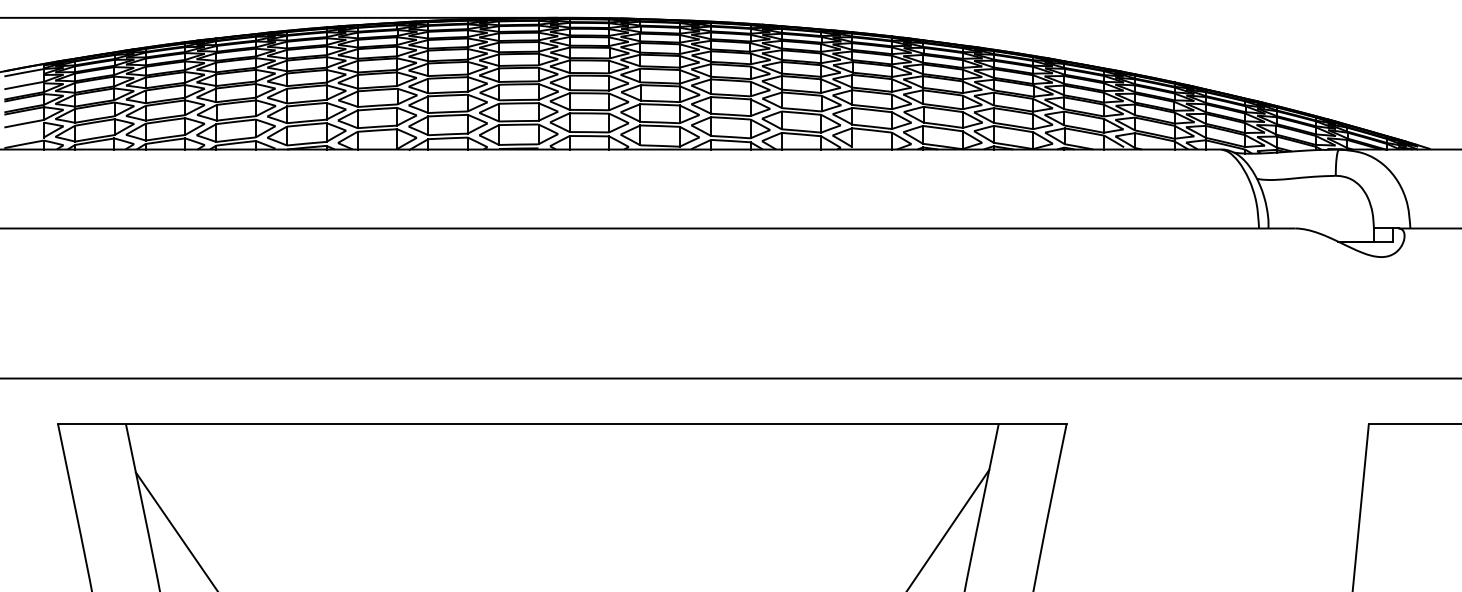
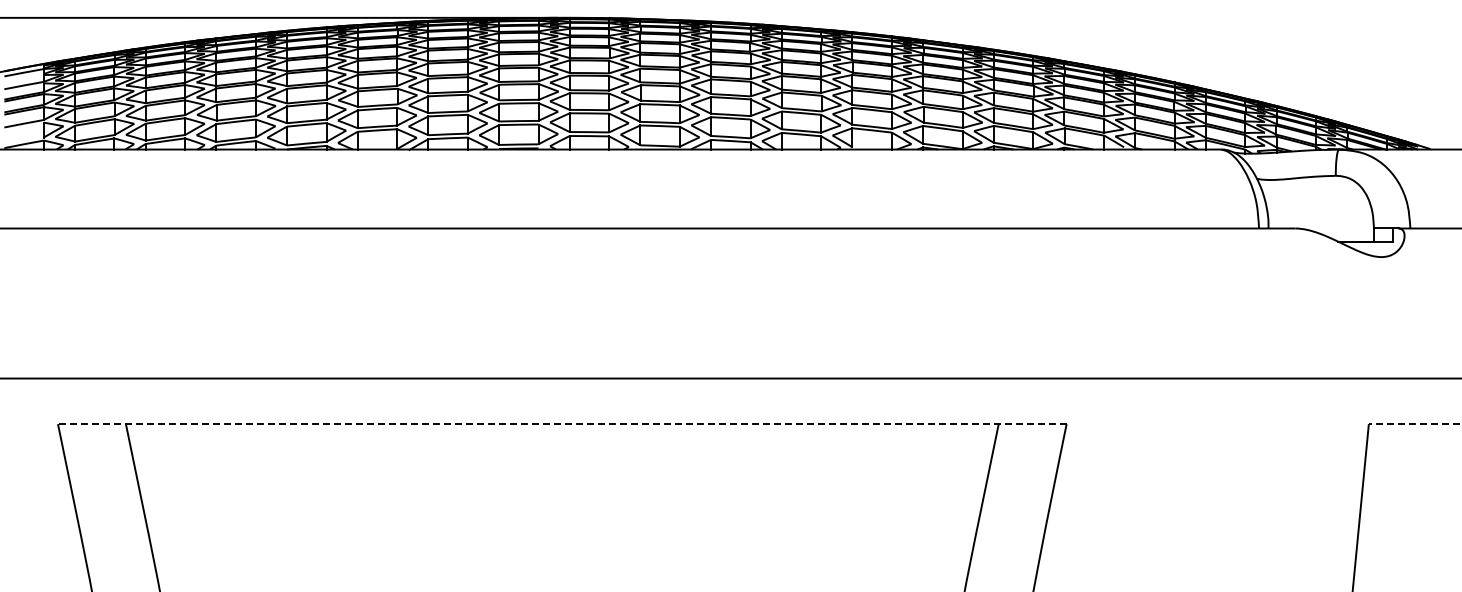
line: solid -> dashed (561, 424)
line: solid -> dashed (1414, 424)
line: present -> none (948, 528)
line: present -> none (175, 530)
